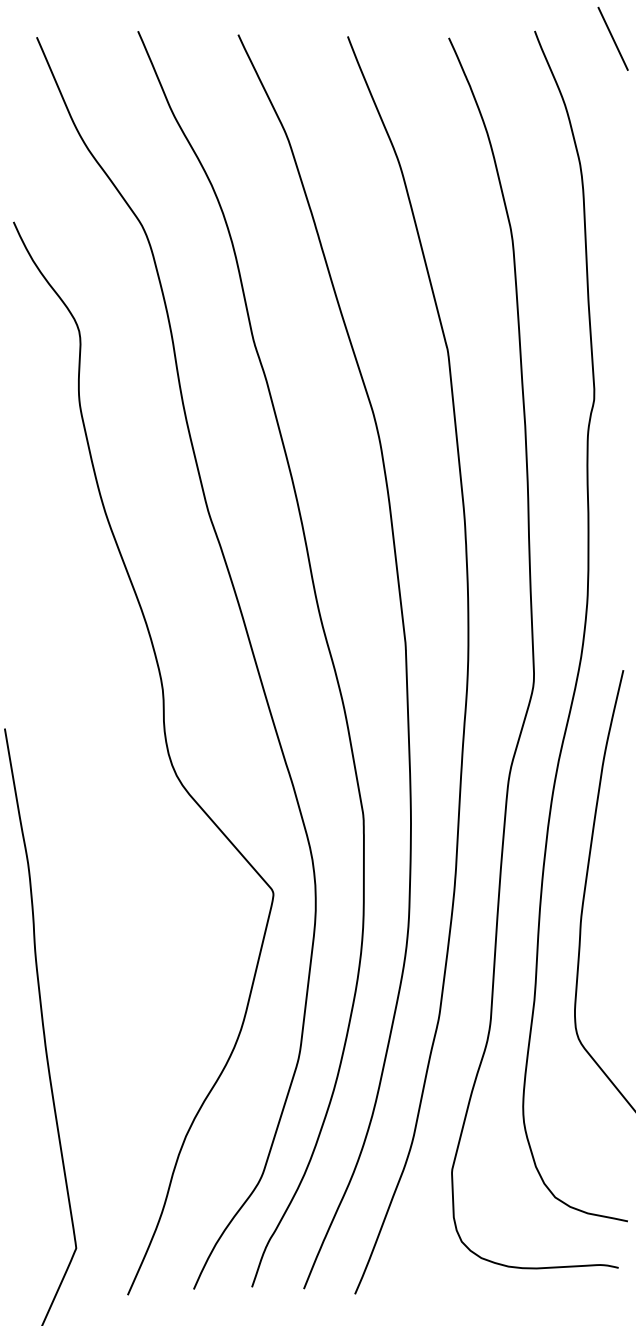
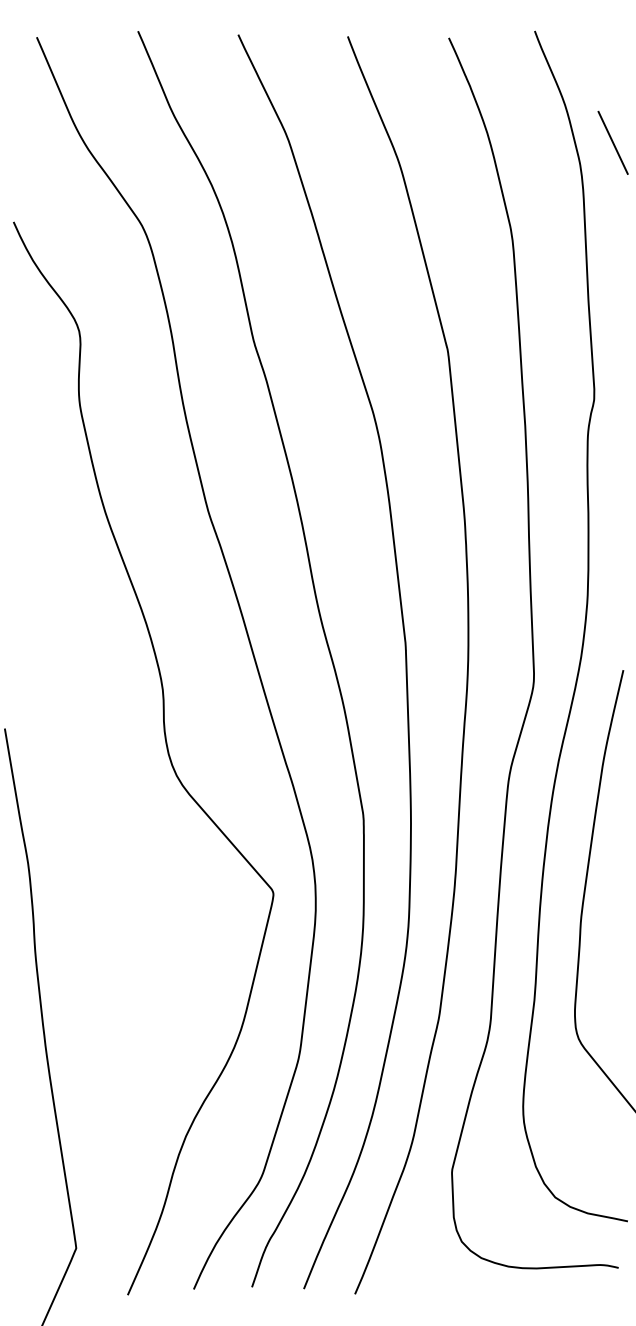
line position: (612, 38) -> (612, 142) (612, 142)
